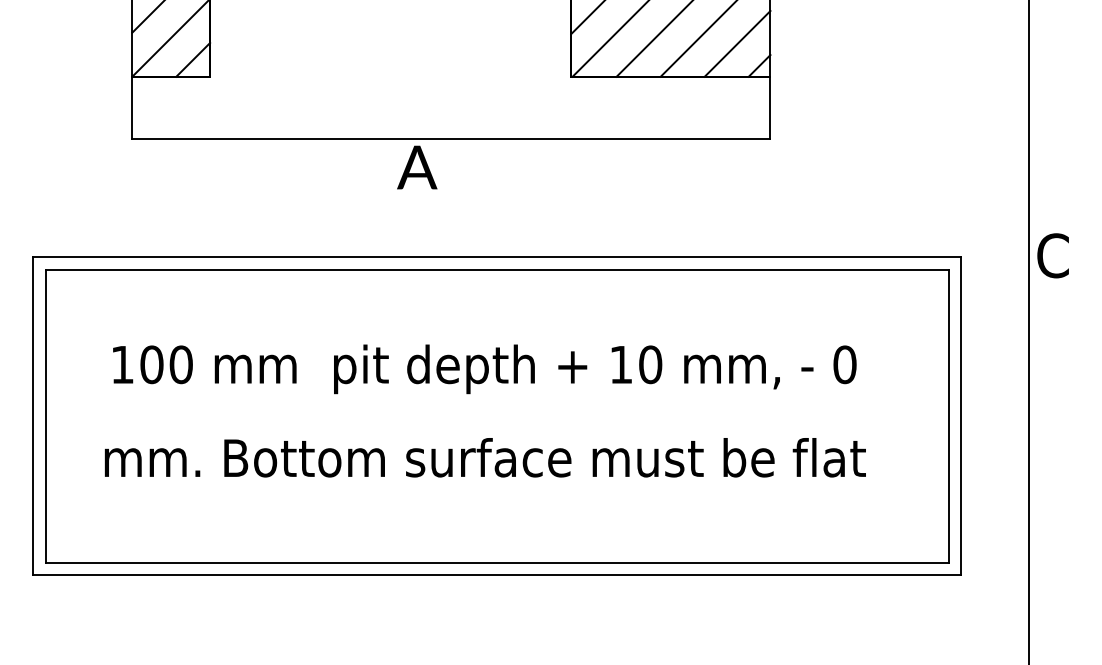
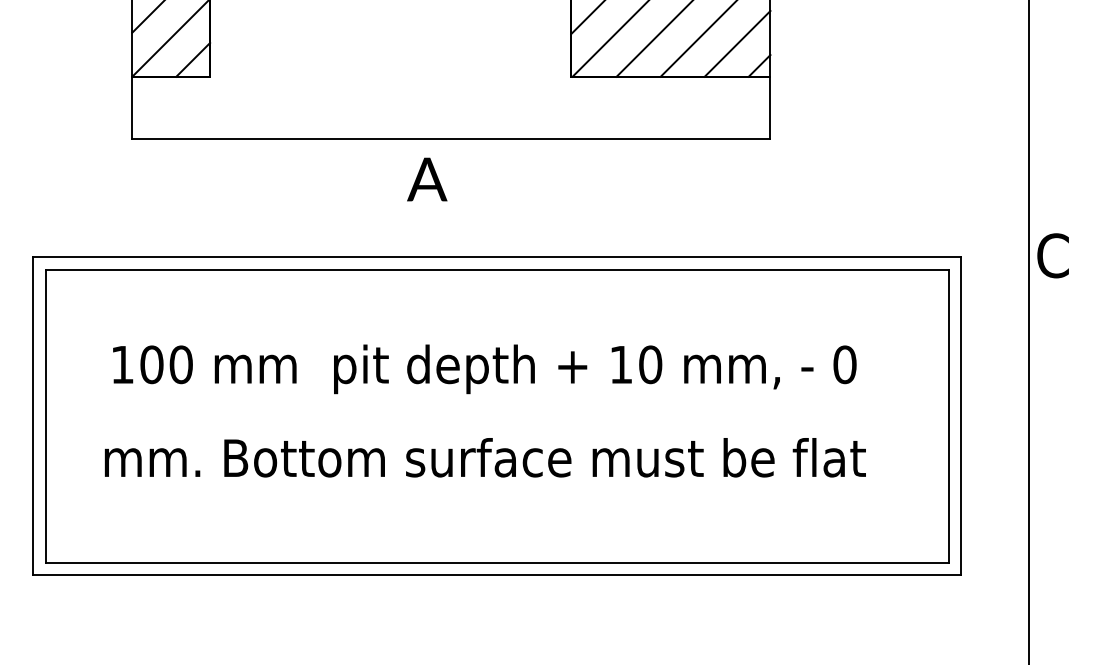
text position: (417, 167) -> (427, 179) (427, 179)
